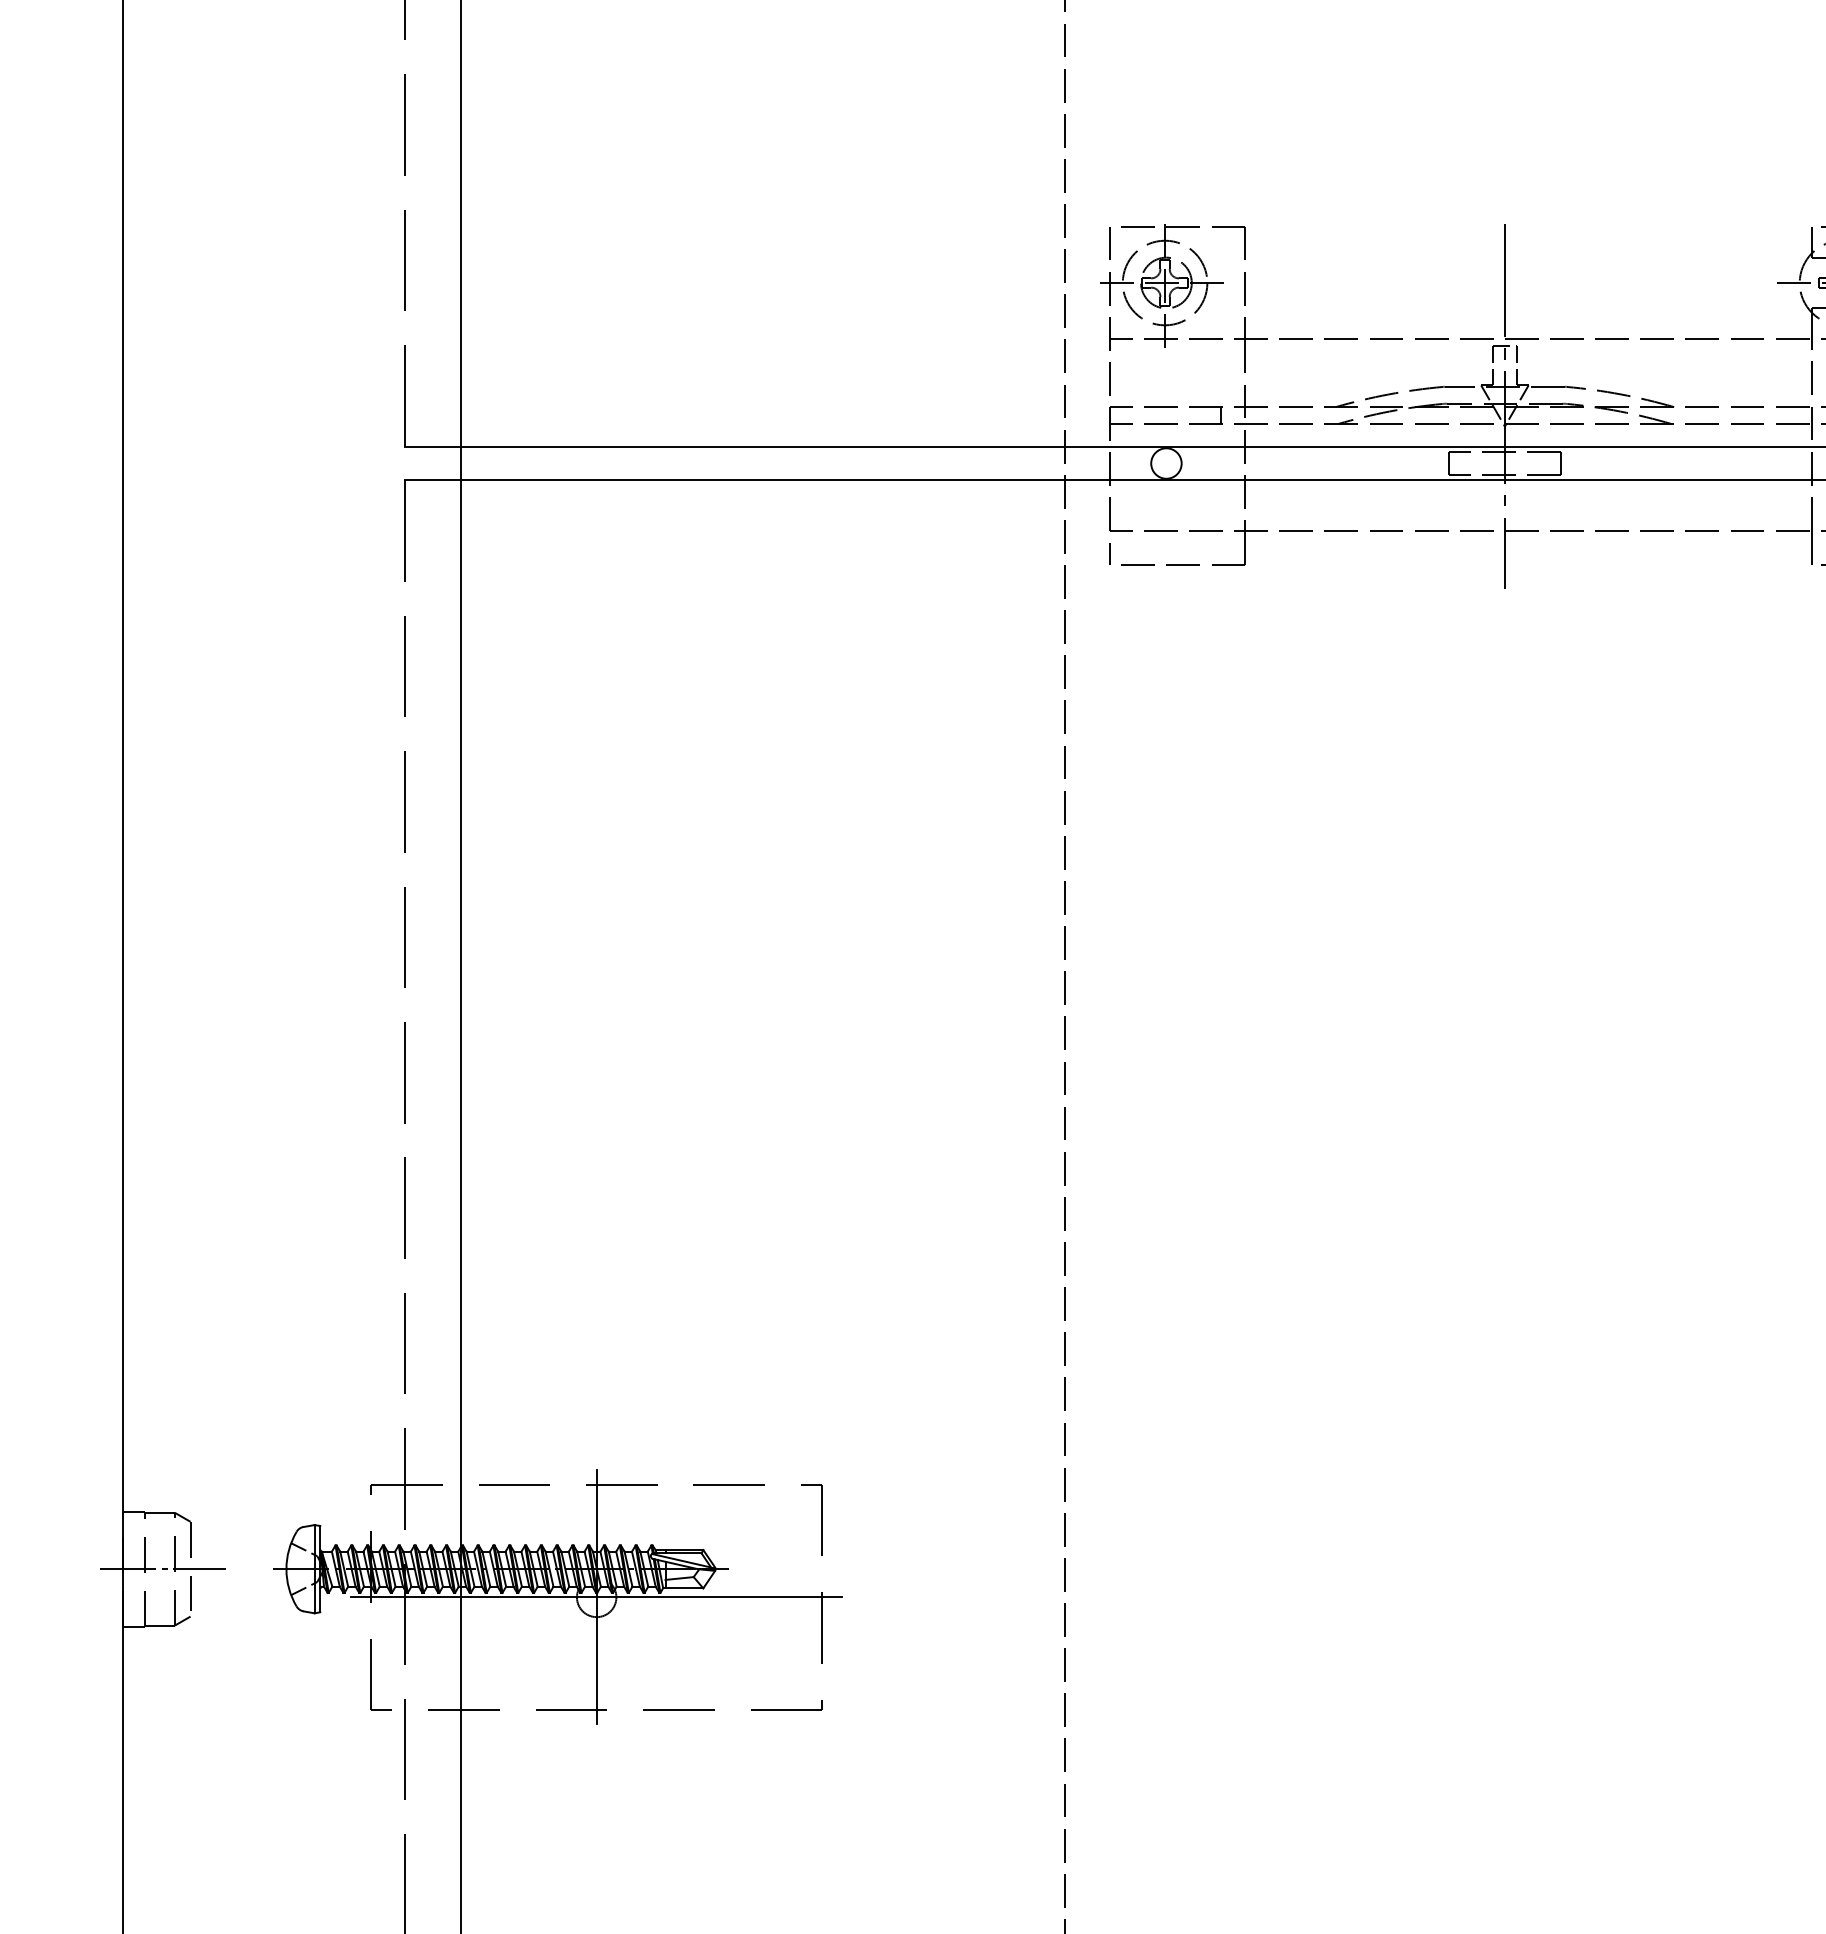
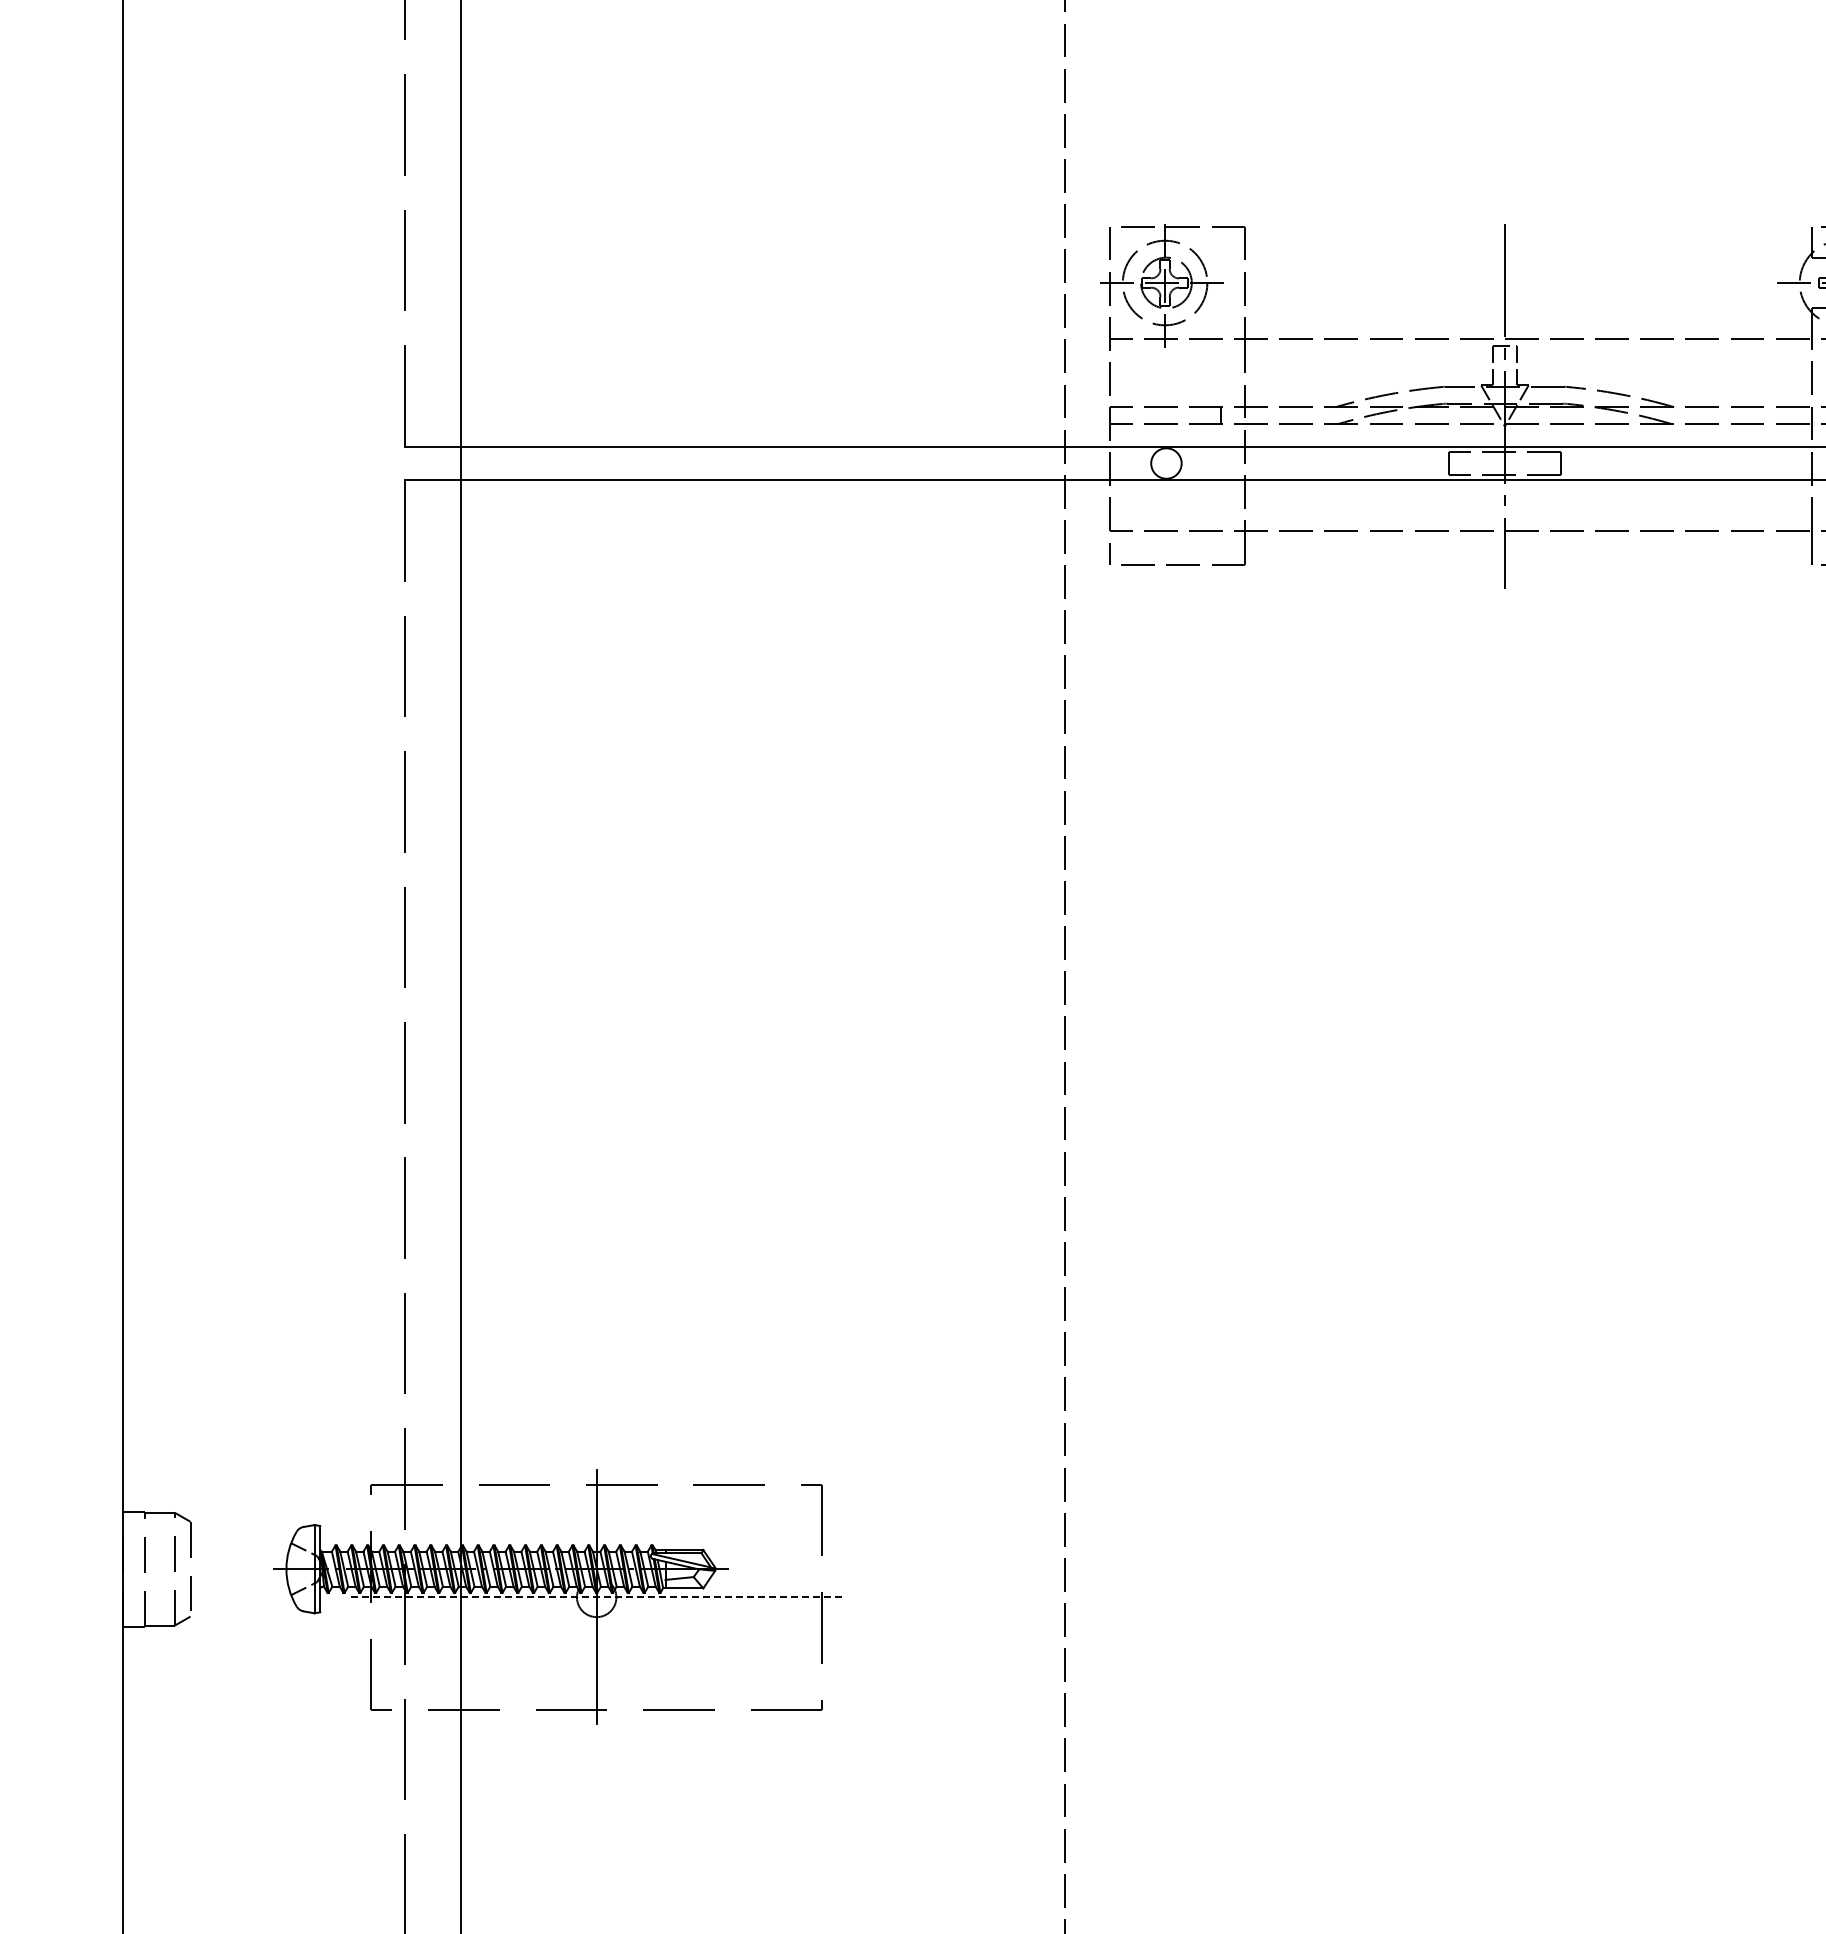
line: present -> none (162, 1569)
line: solid -> dashed (596, 1597)
